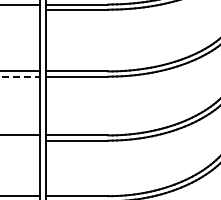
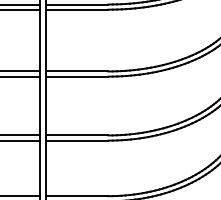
line: none -> present (20, 9)
line: dashed -> solid (20, 76)
line: none -> present (20, 140)
